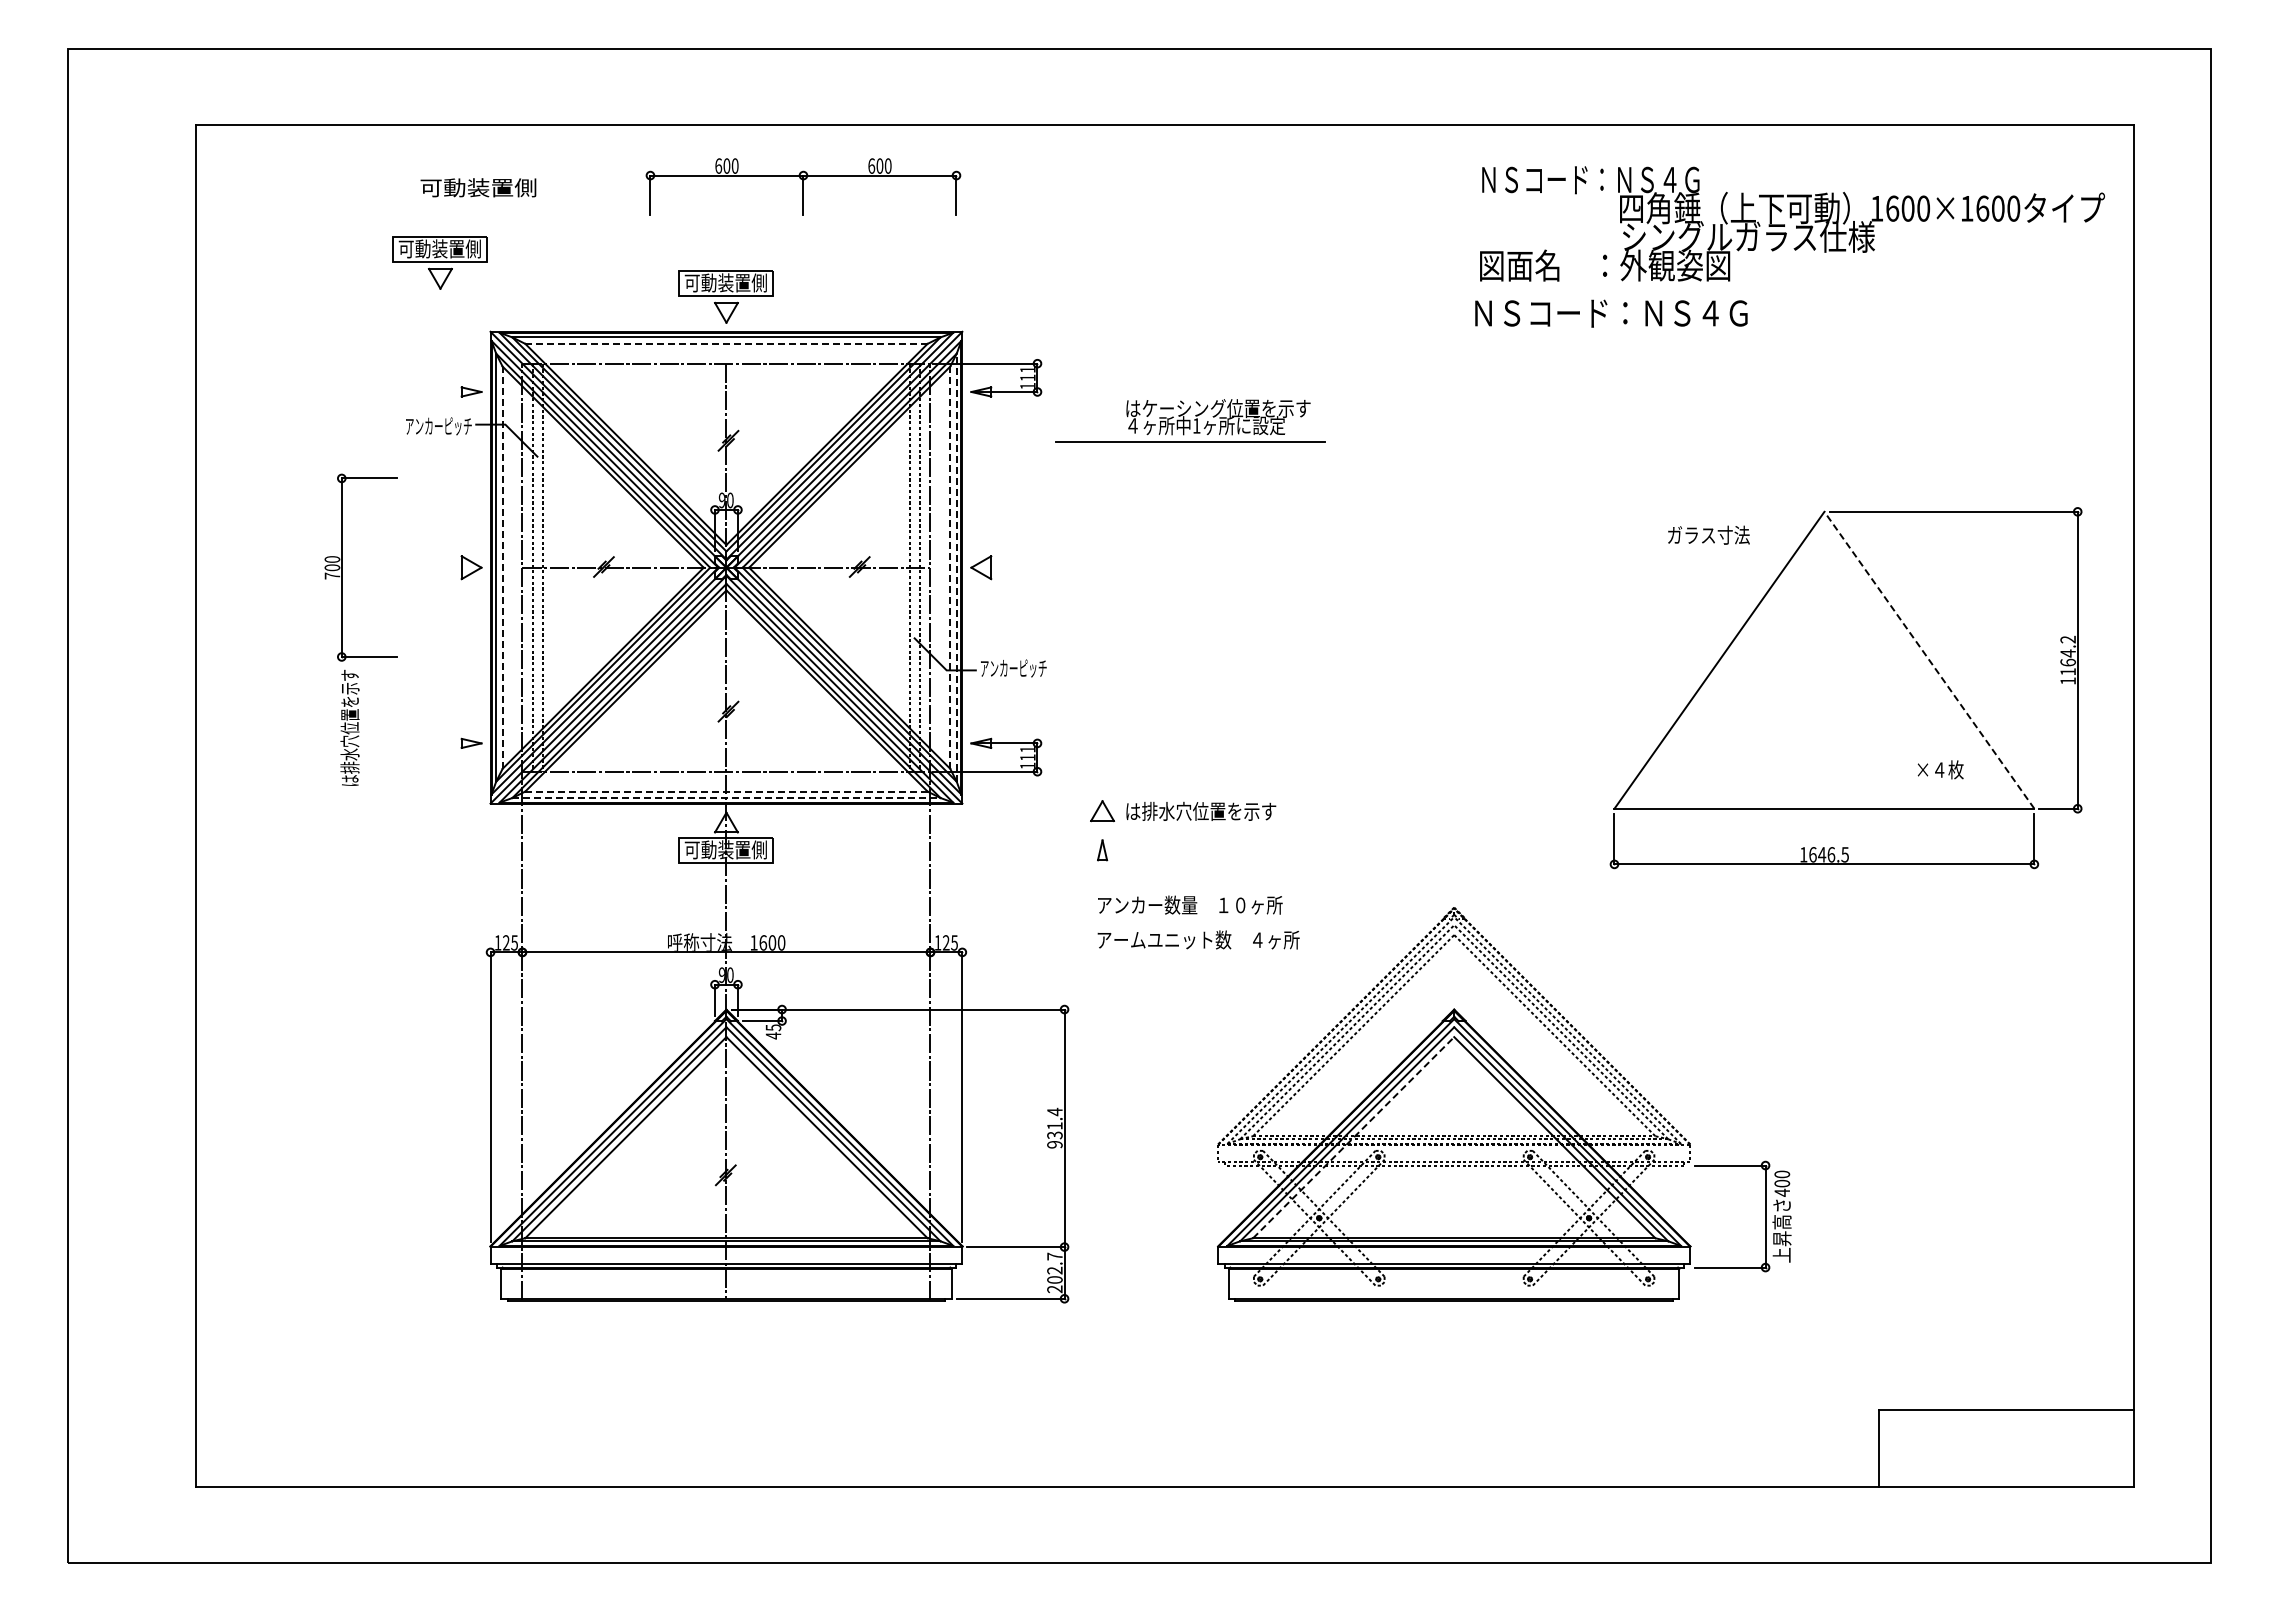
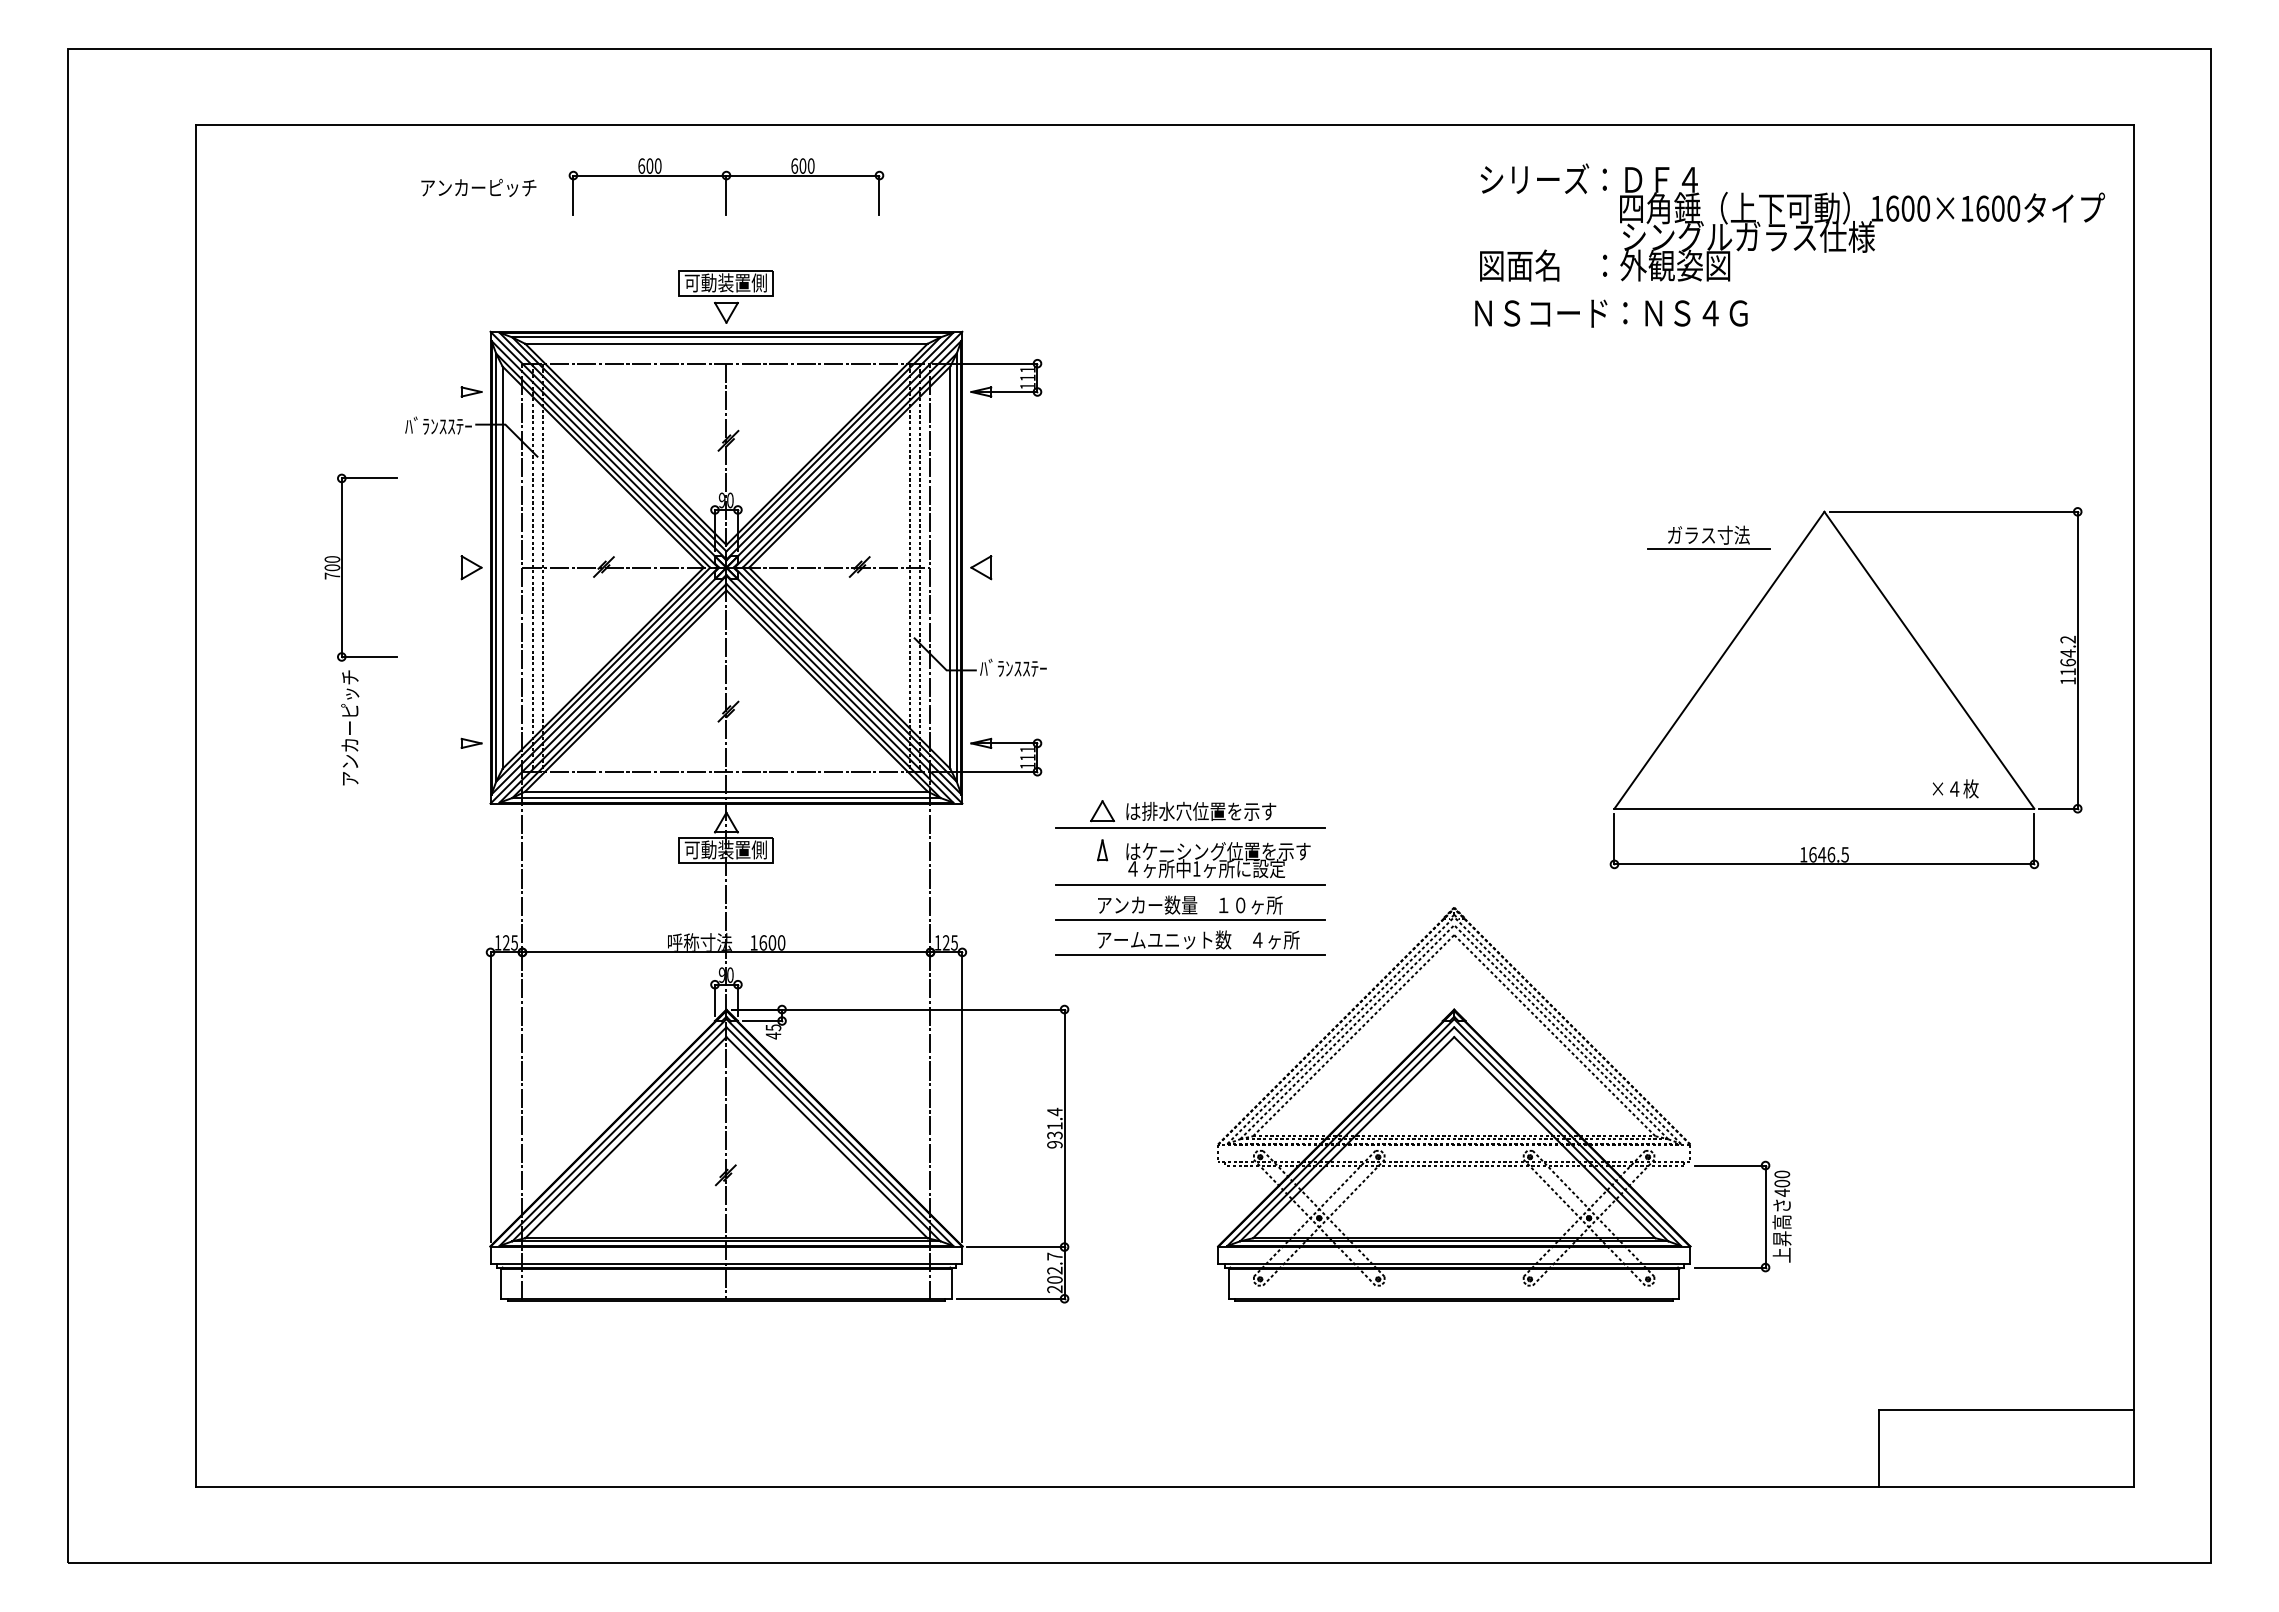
text: ＮＳコード：ＮＳ４Ｇ -> シリーズ：ＤＦ４ (1589, 178)
part position: (803, 186) -> (726, 186) (726, 186)
text: 可動装置側 -> アンカーピッチ (478, 187)
part: present -> none (439, 262)
line: dashed -> solid (725, 343)
part position: (1190, 420) -> (1190, 863) (1190, 863)
text: アンカーピッチ -> ﾊﾞﾗﾝｽｽﾃｰ (438, 425)
line: none -> present (1709, 549)
line: dashed -> solid (502, 567)
line: dashed -> solid (950, 567)
line: dashed -> solid (956, 567)
line: dashed -> solid (1929, 660)
text: アンカーピッチ -> ﾊﾞﾗﾝｽｽﾃｰ (1013, 667)
text: は排水穴位置を示す -> アンカーピッチ (349, 727)
text position: (1940, 769) -> (1955, 788) (1955, 788)
line: dashed -> solid (726, 791)
line: dashed -> solid (726, 797)
line: none -> present (1190, 828)
line: none -> present (1190, 920)
line: none -> present (1190, 955)
line: dashed -> solid (1354, 1137)
